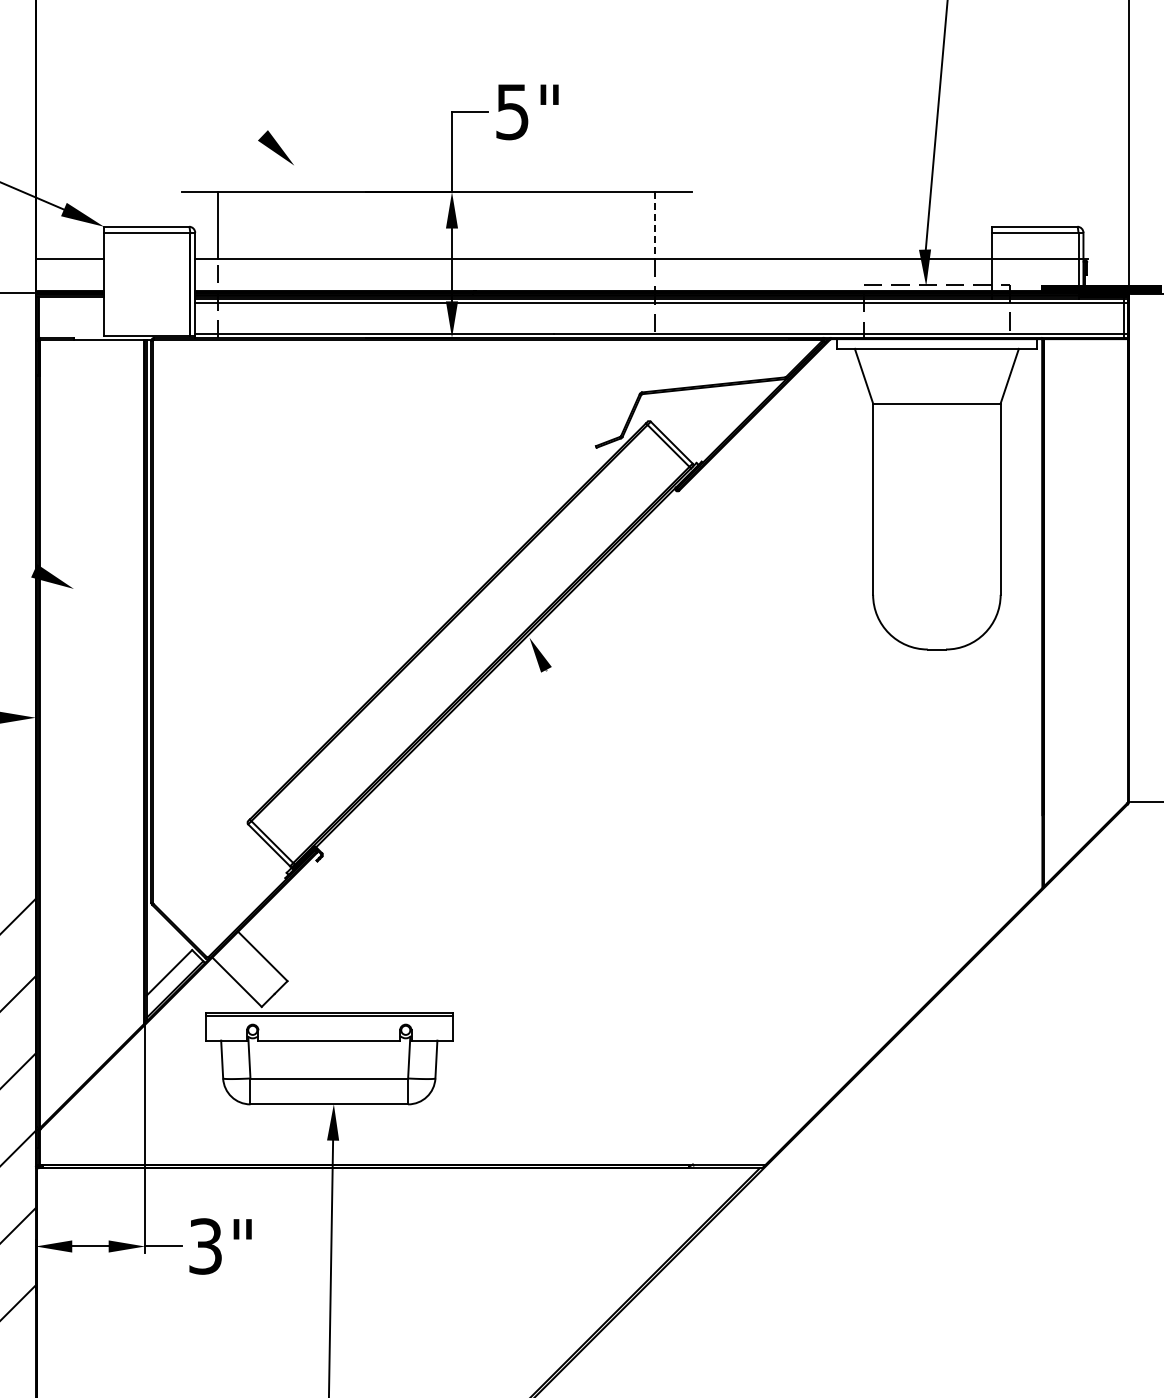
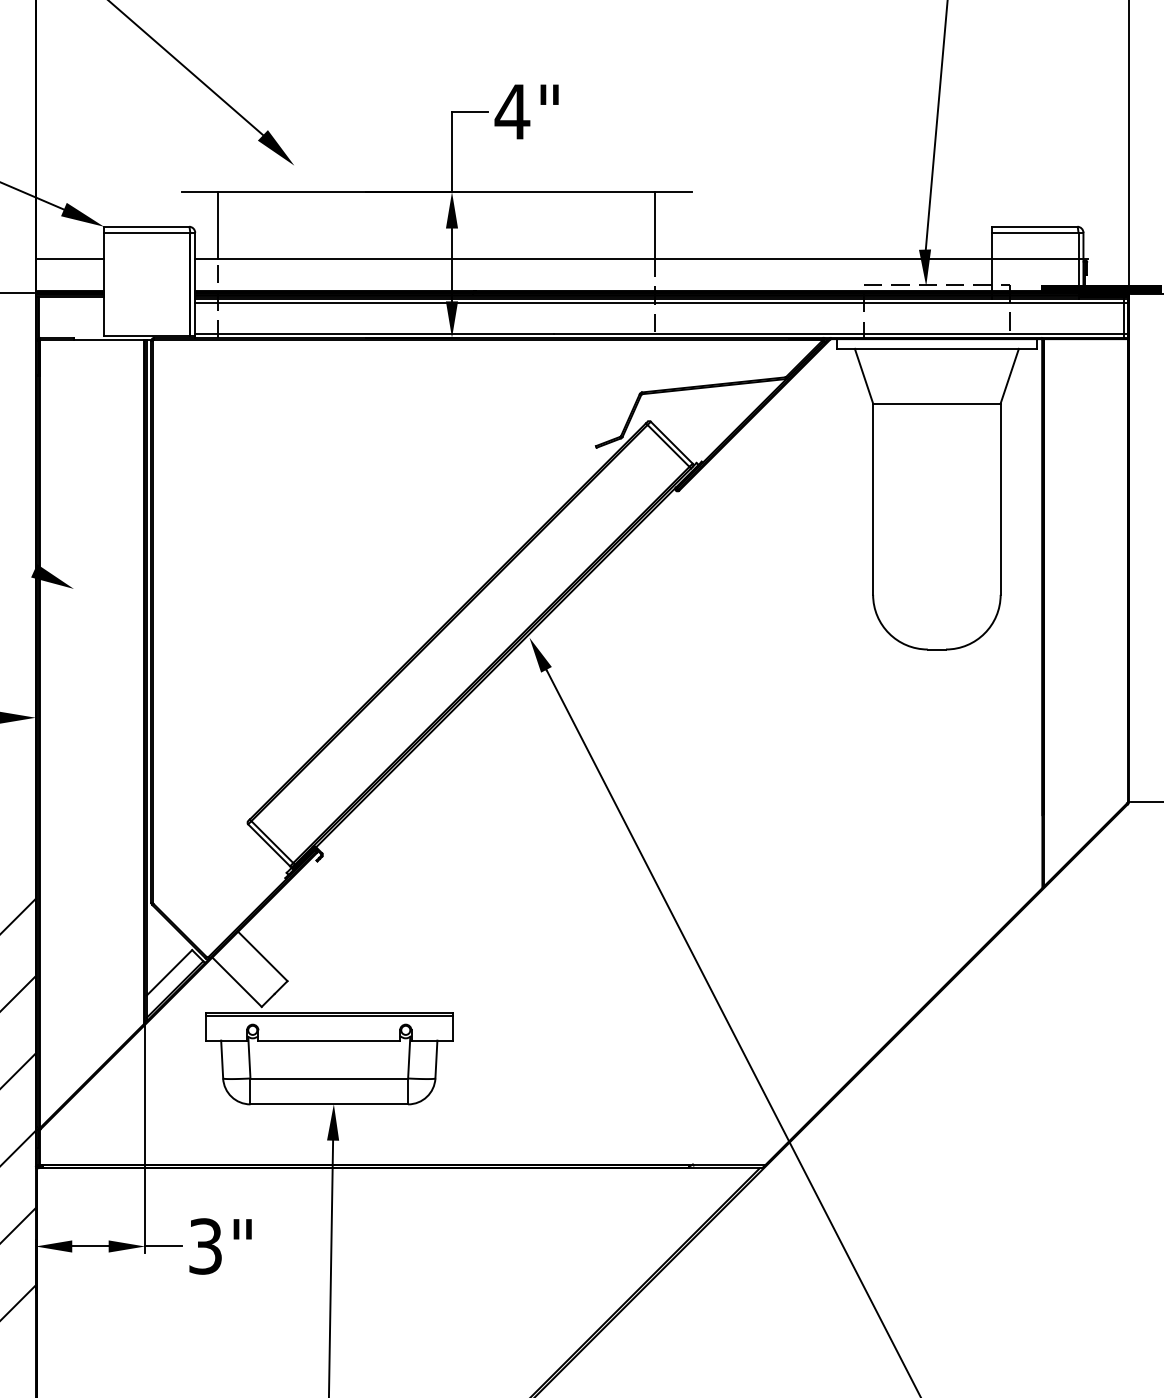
line: none -> present (186, 68)
text: 5" -> 4" (512, 112)
line: dashed -> solid (655, 226)
line: none -> present (732, 1031)
